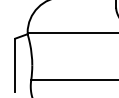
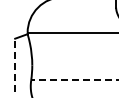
line: solid -> dashed (15, 65)
line: solid -> dashed (74, 80)
